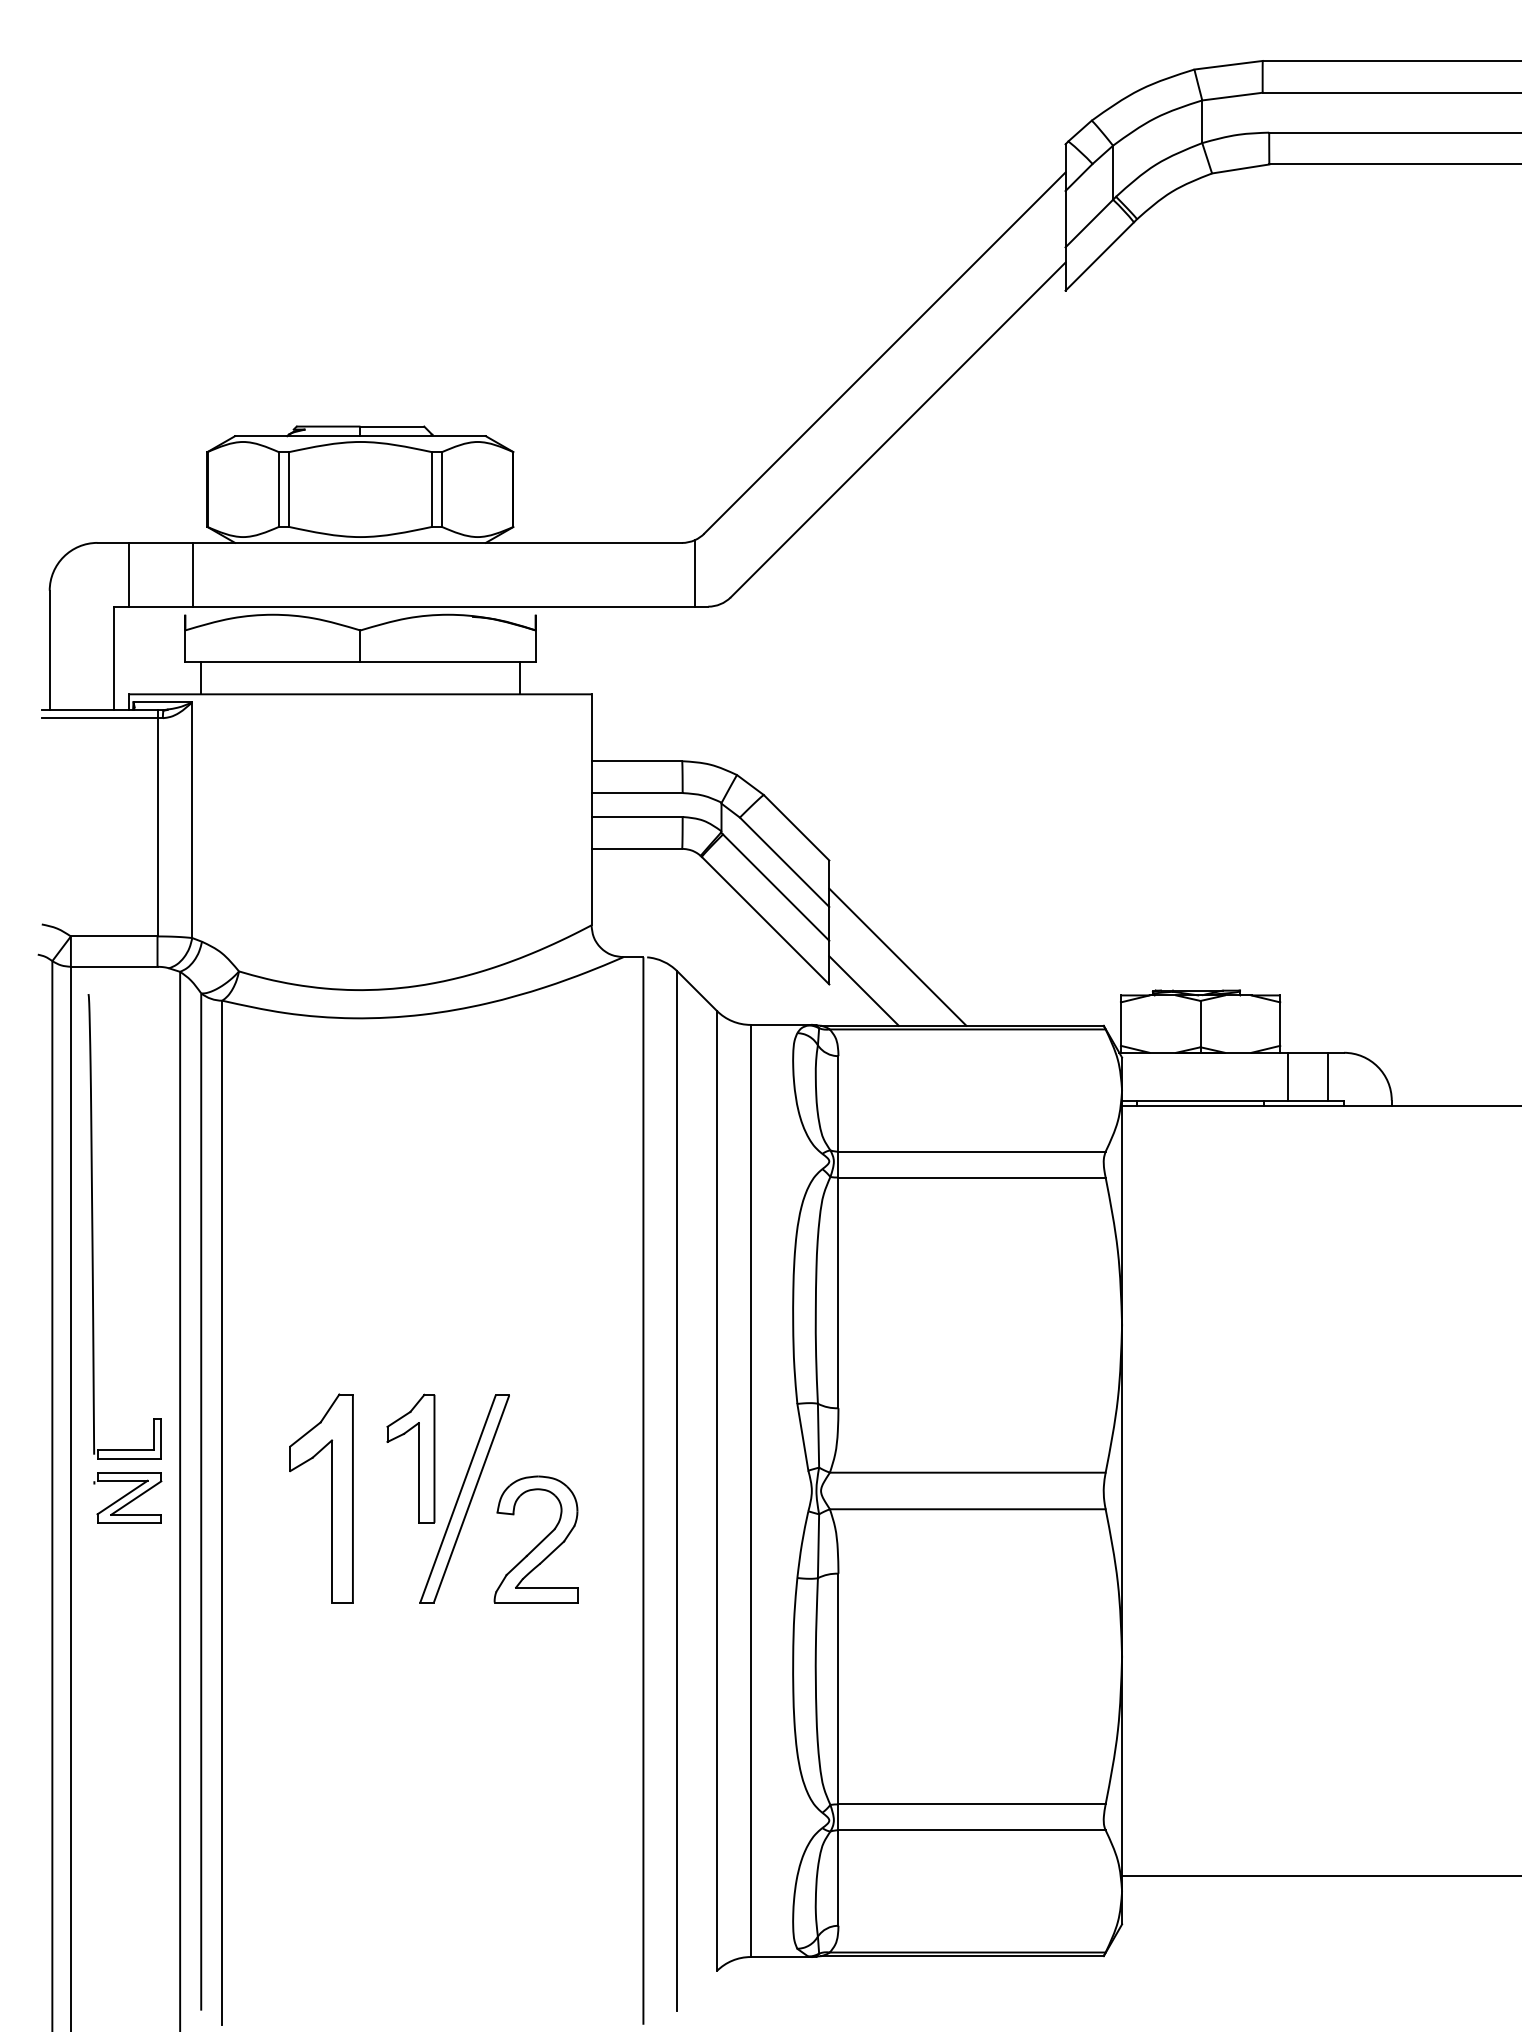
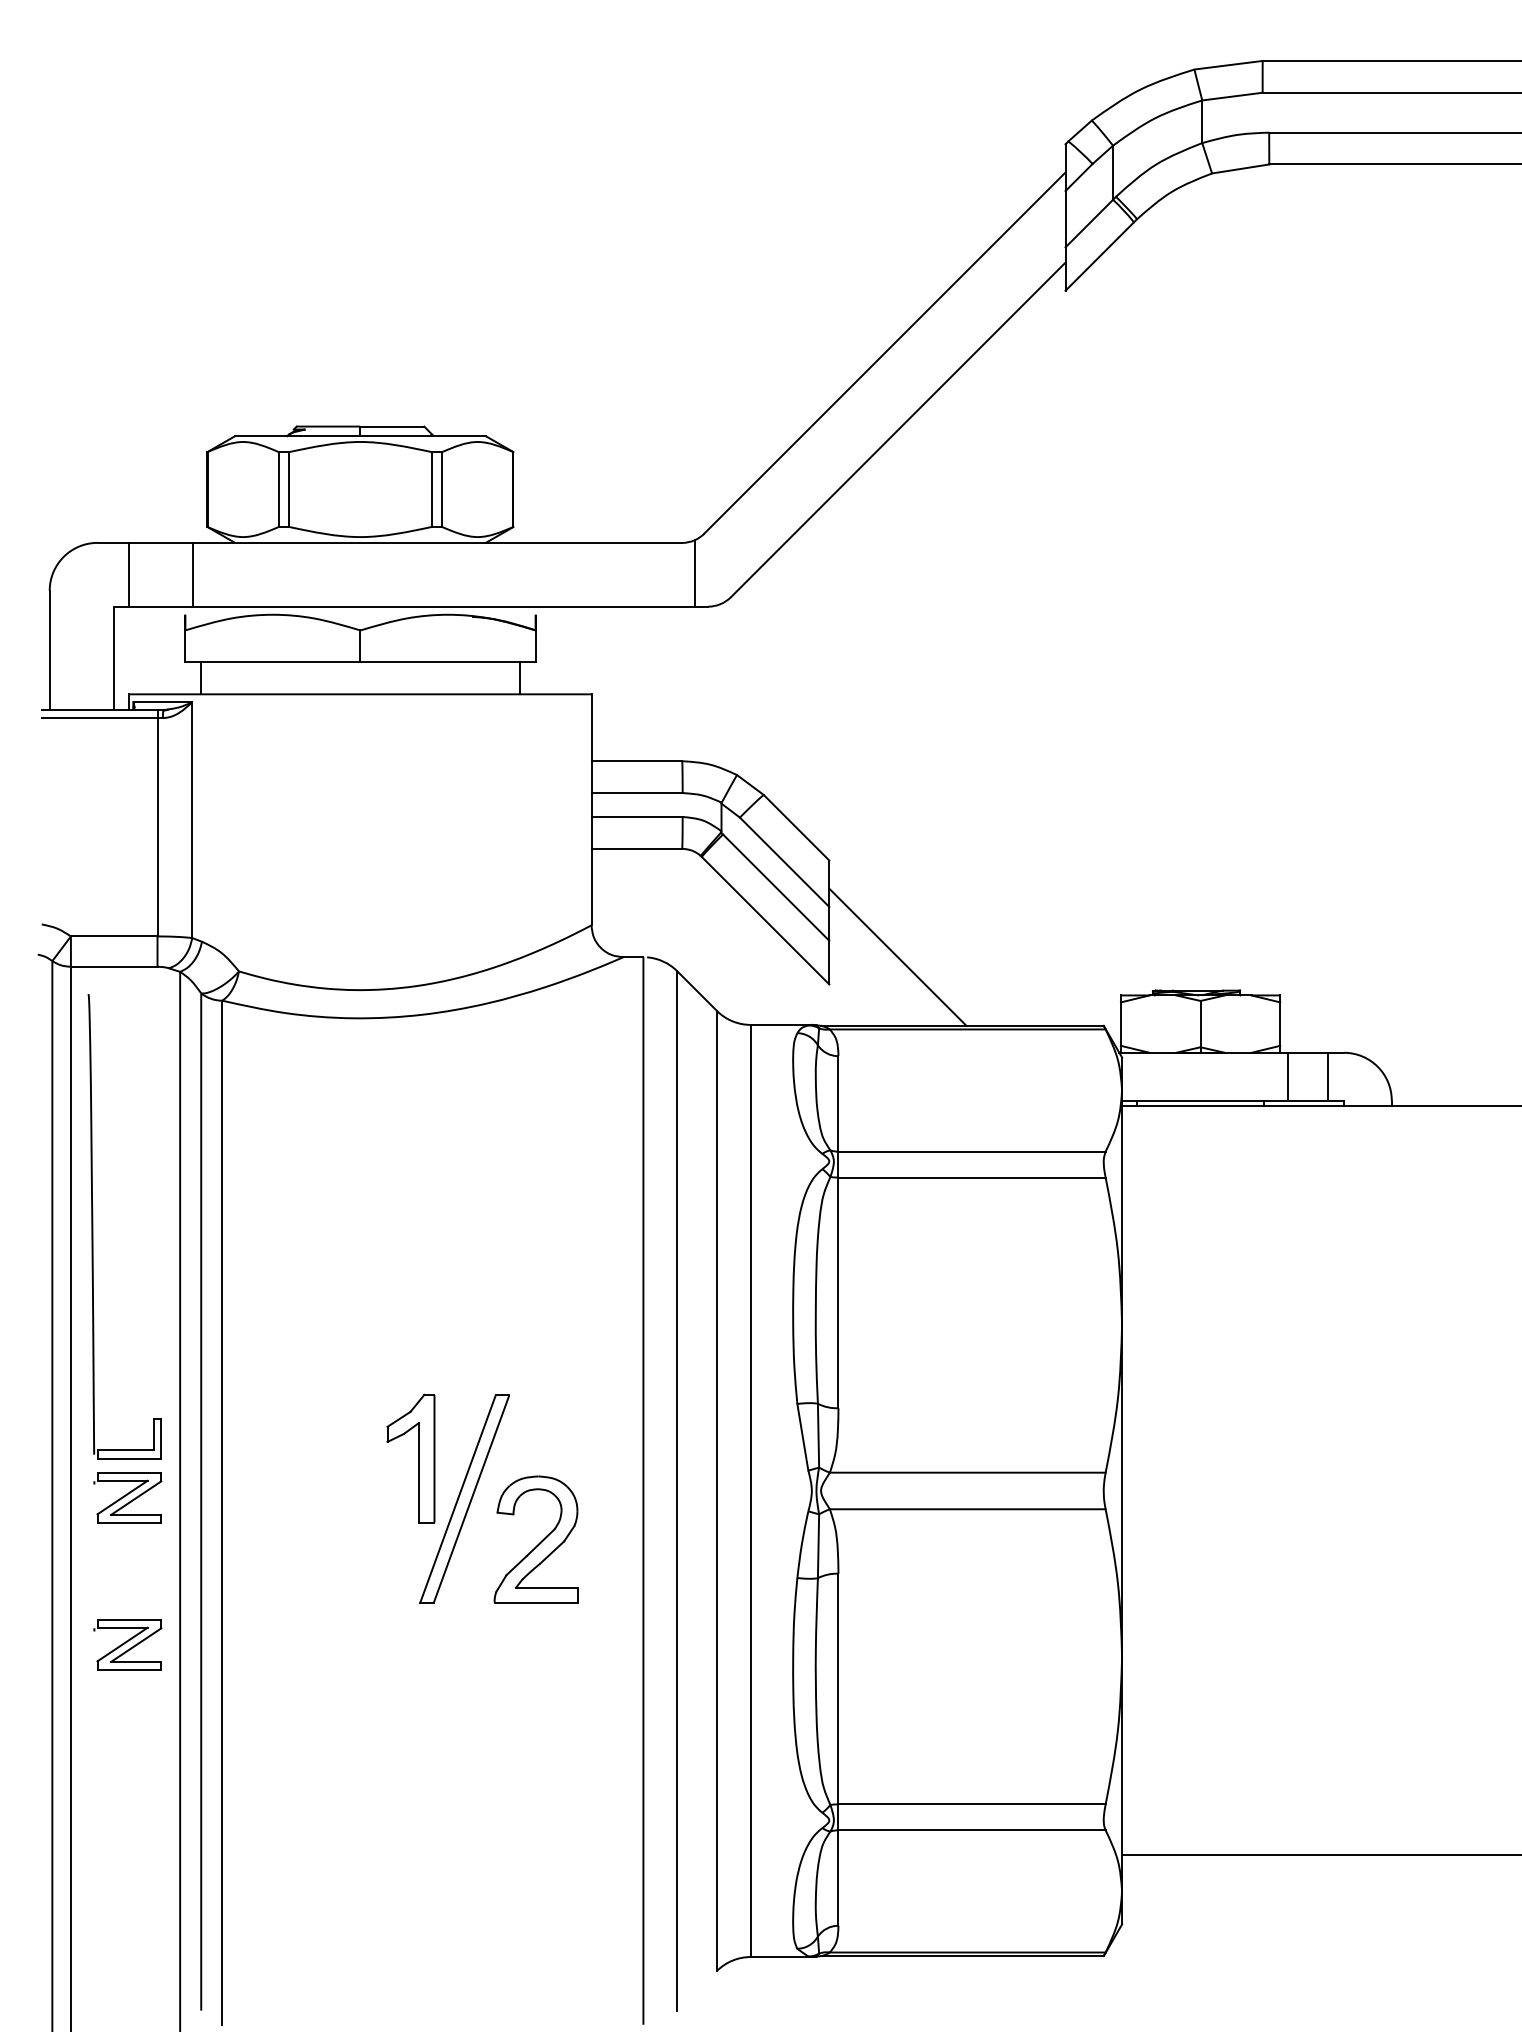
line: present -> none (863, 990)
part: present -> none (331, 1498)
part: none -> present (127, 1644)
line position: (1320, 1875) -> (1320, 1854) (1320, 1854)
